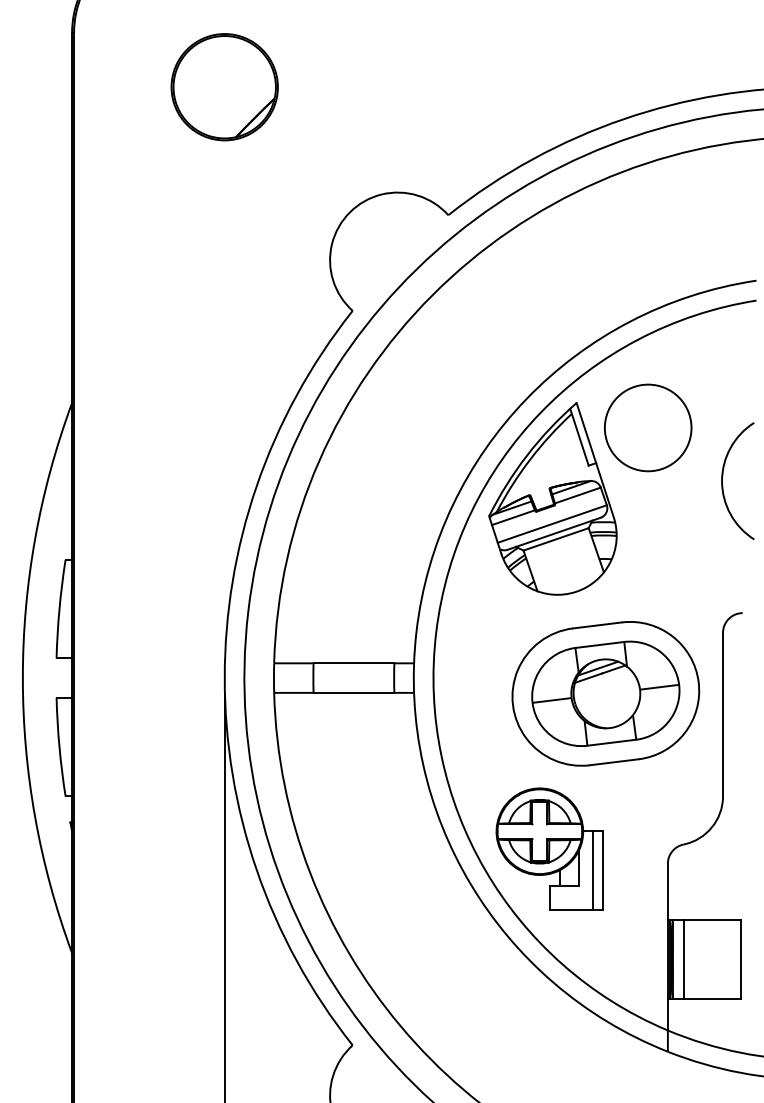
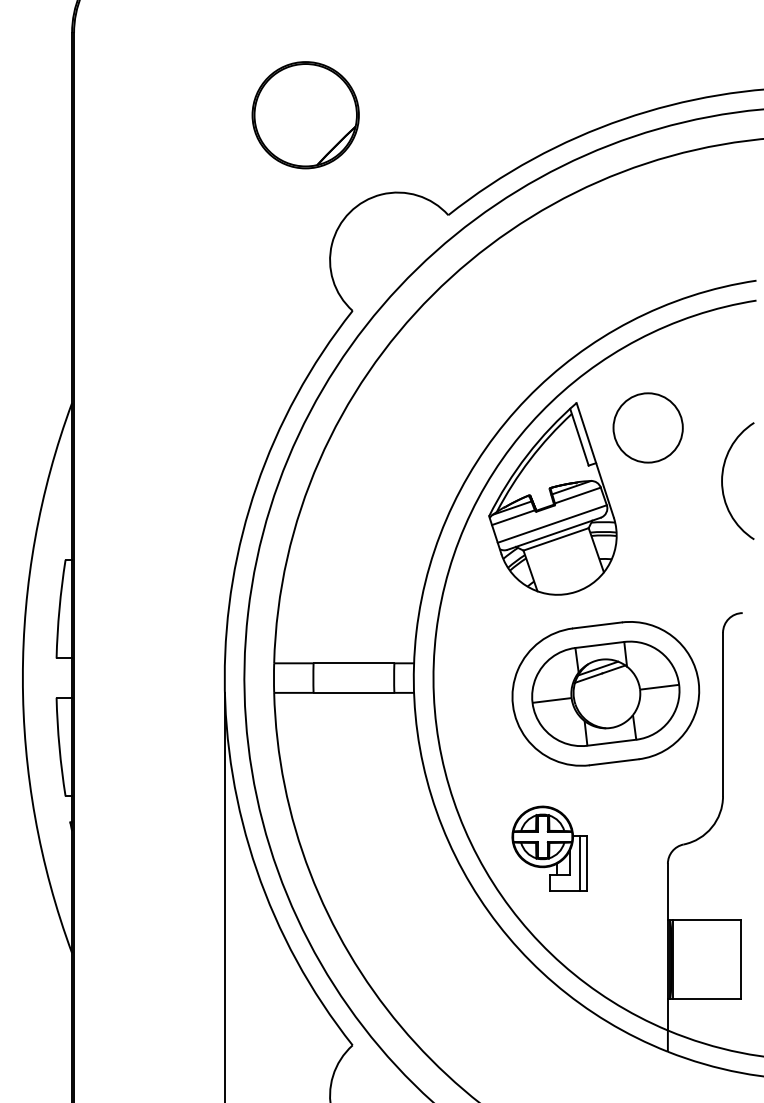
part position: (224, 87) -> (305, 115) (305, 115)
circle diameter: 87 px -> 69 px (647, 427)
part size: 109x124 px -> 77x87 px (549, 848)
line: present -> none (683, 959)
